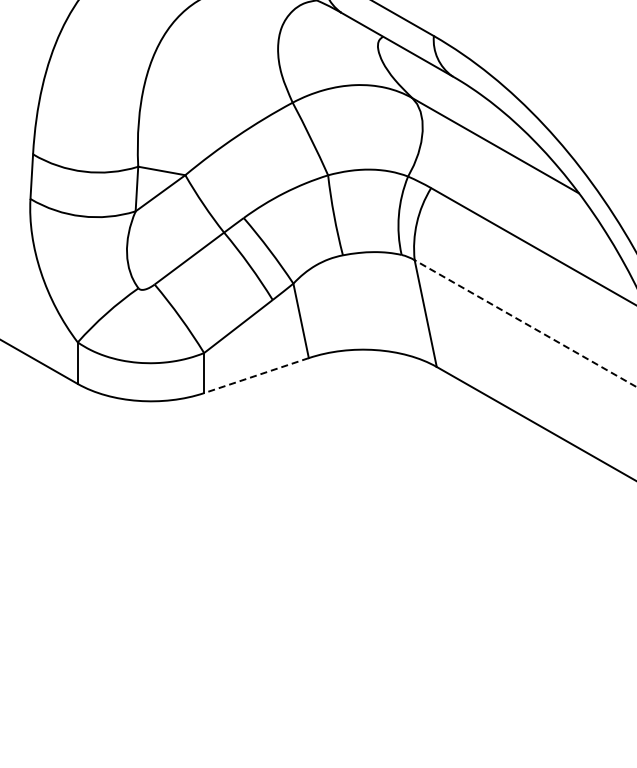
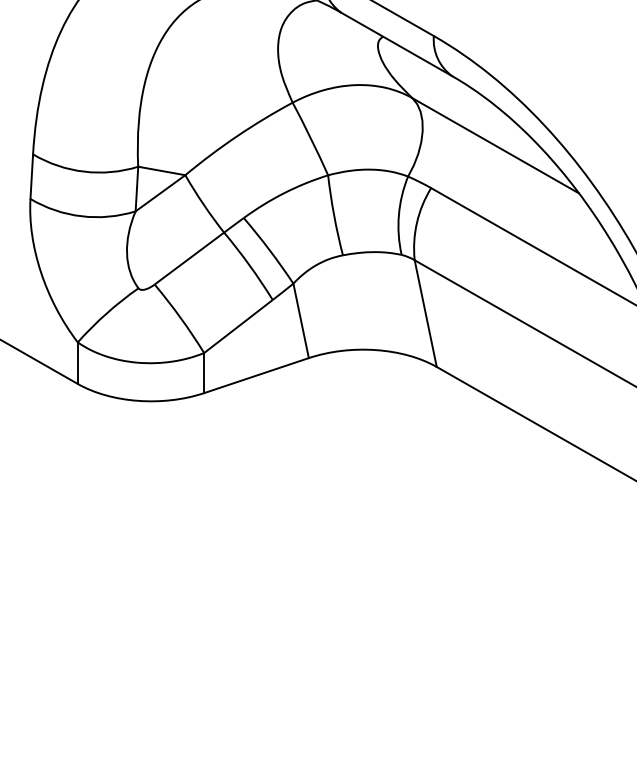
line: dashed -> solid (525, 323)
line: dashed -> solid (256, 375)
